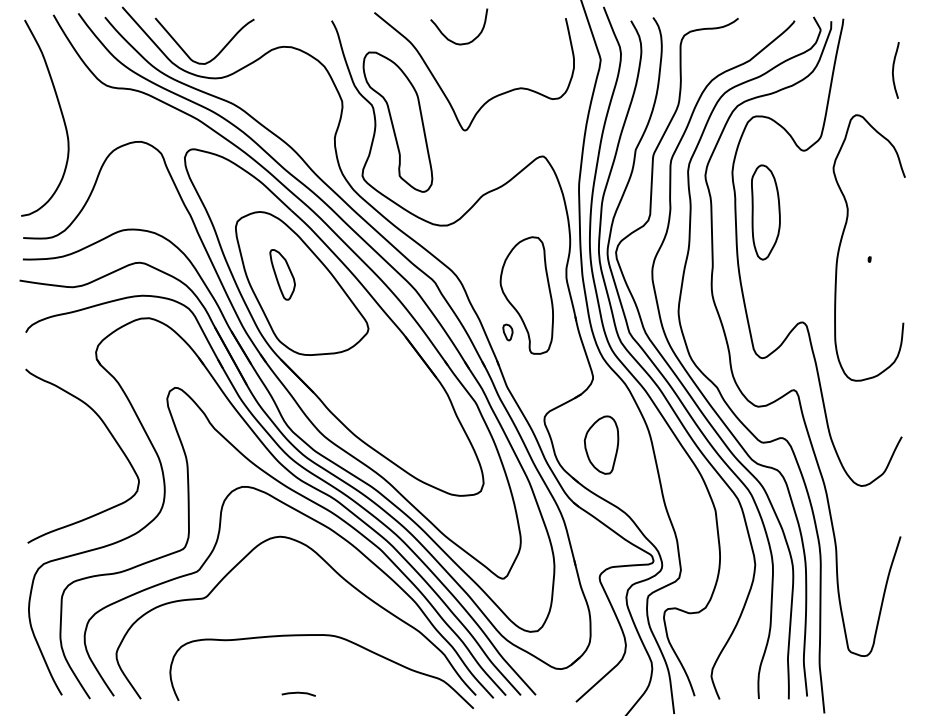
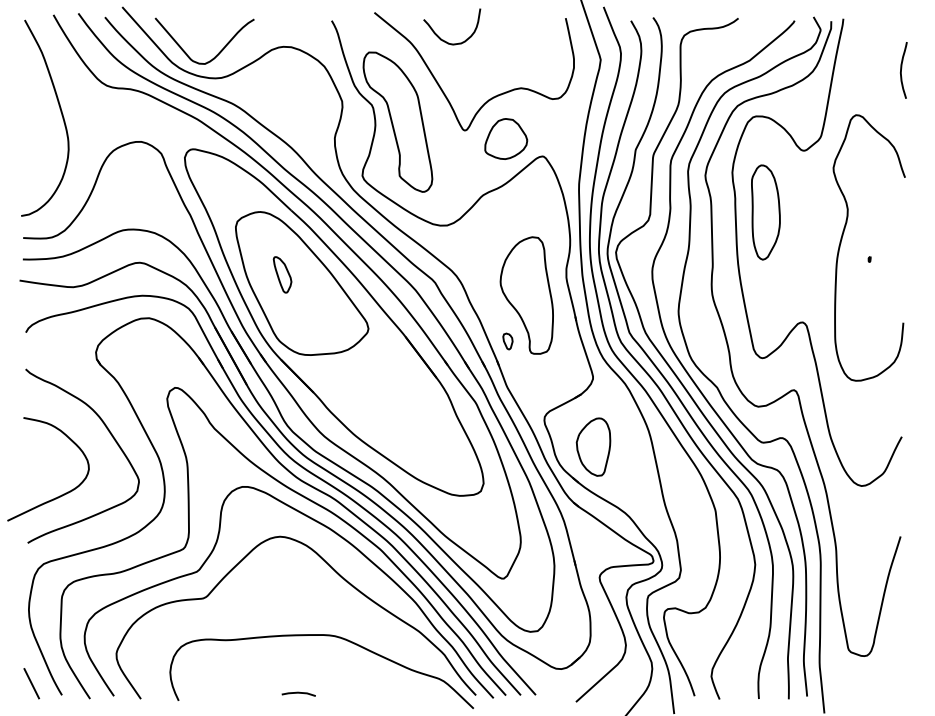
curve position: (452, 40) -> (445, 40) (445, 40)
curve position: (893, 70) -> (901, 70) (901, 70)
part: none -> present (506, 138)
part size: 27x52 px -> 21x38 px (282, 274)
part position: (507, 332) -> (507, 341) (507, 341)
part position: (601, 444) -> (593, 446) (593, 446)
curve: none -> present (61, 494)
line: none -> present (31, 683)
